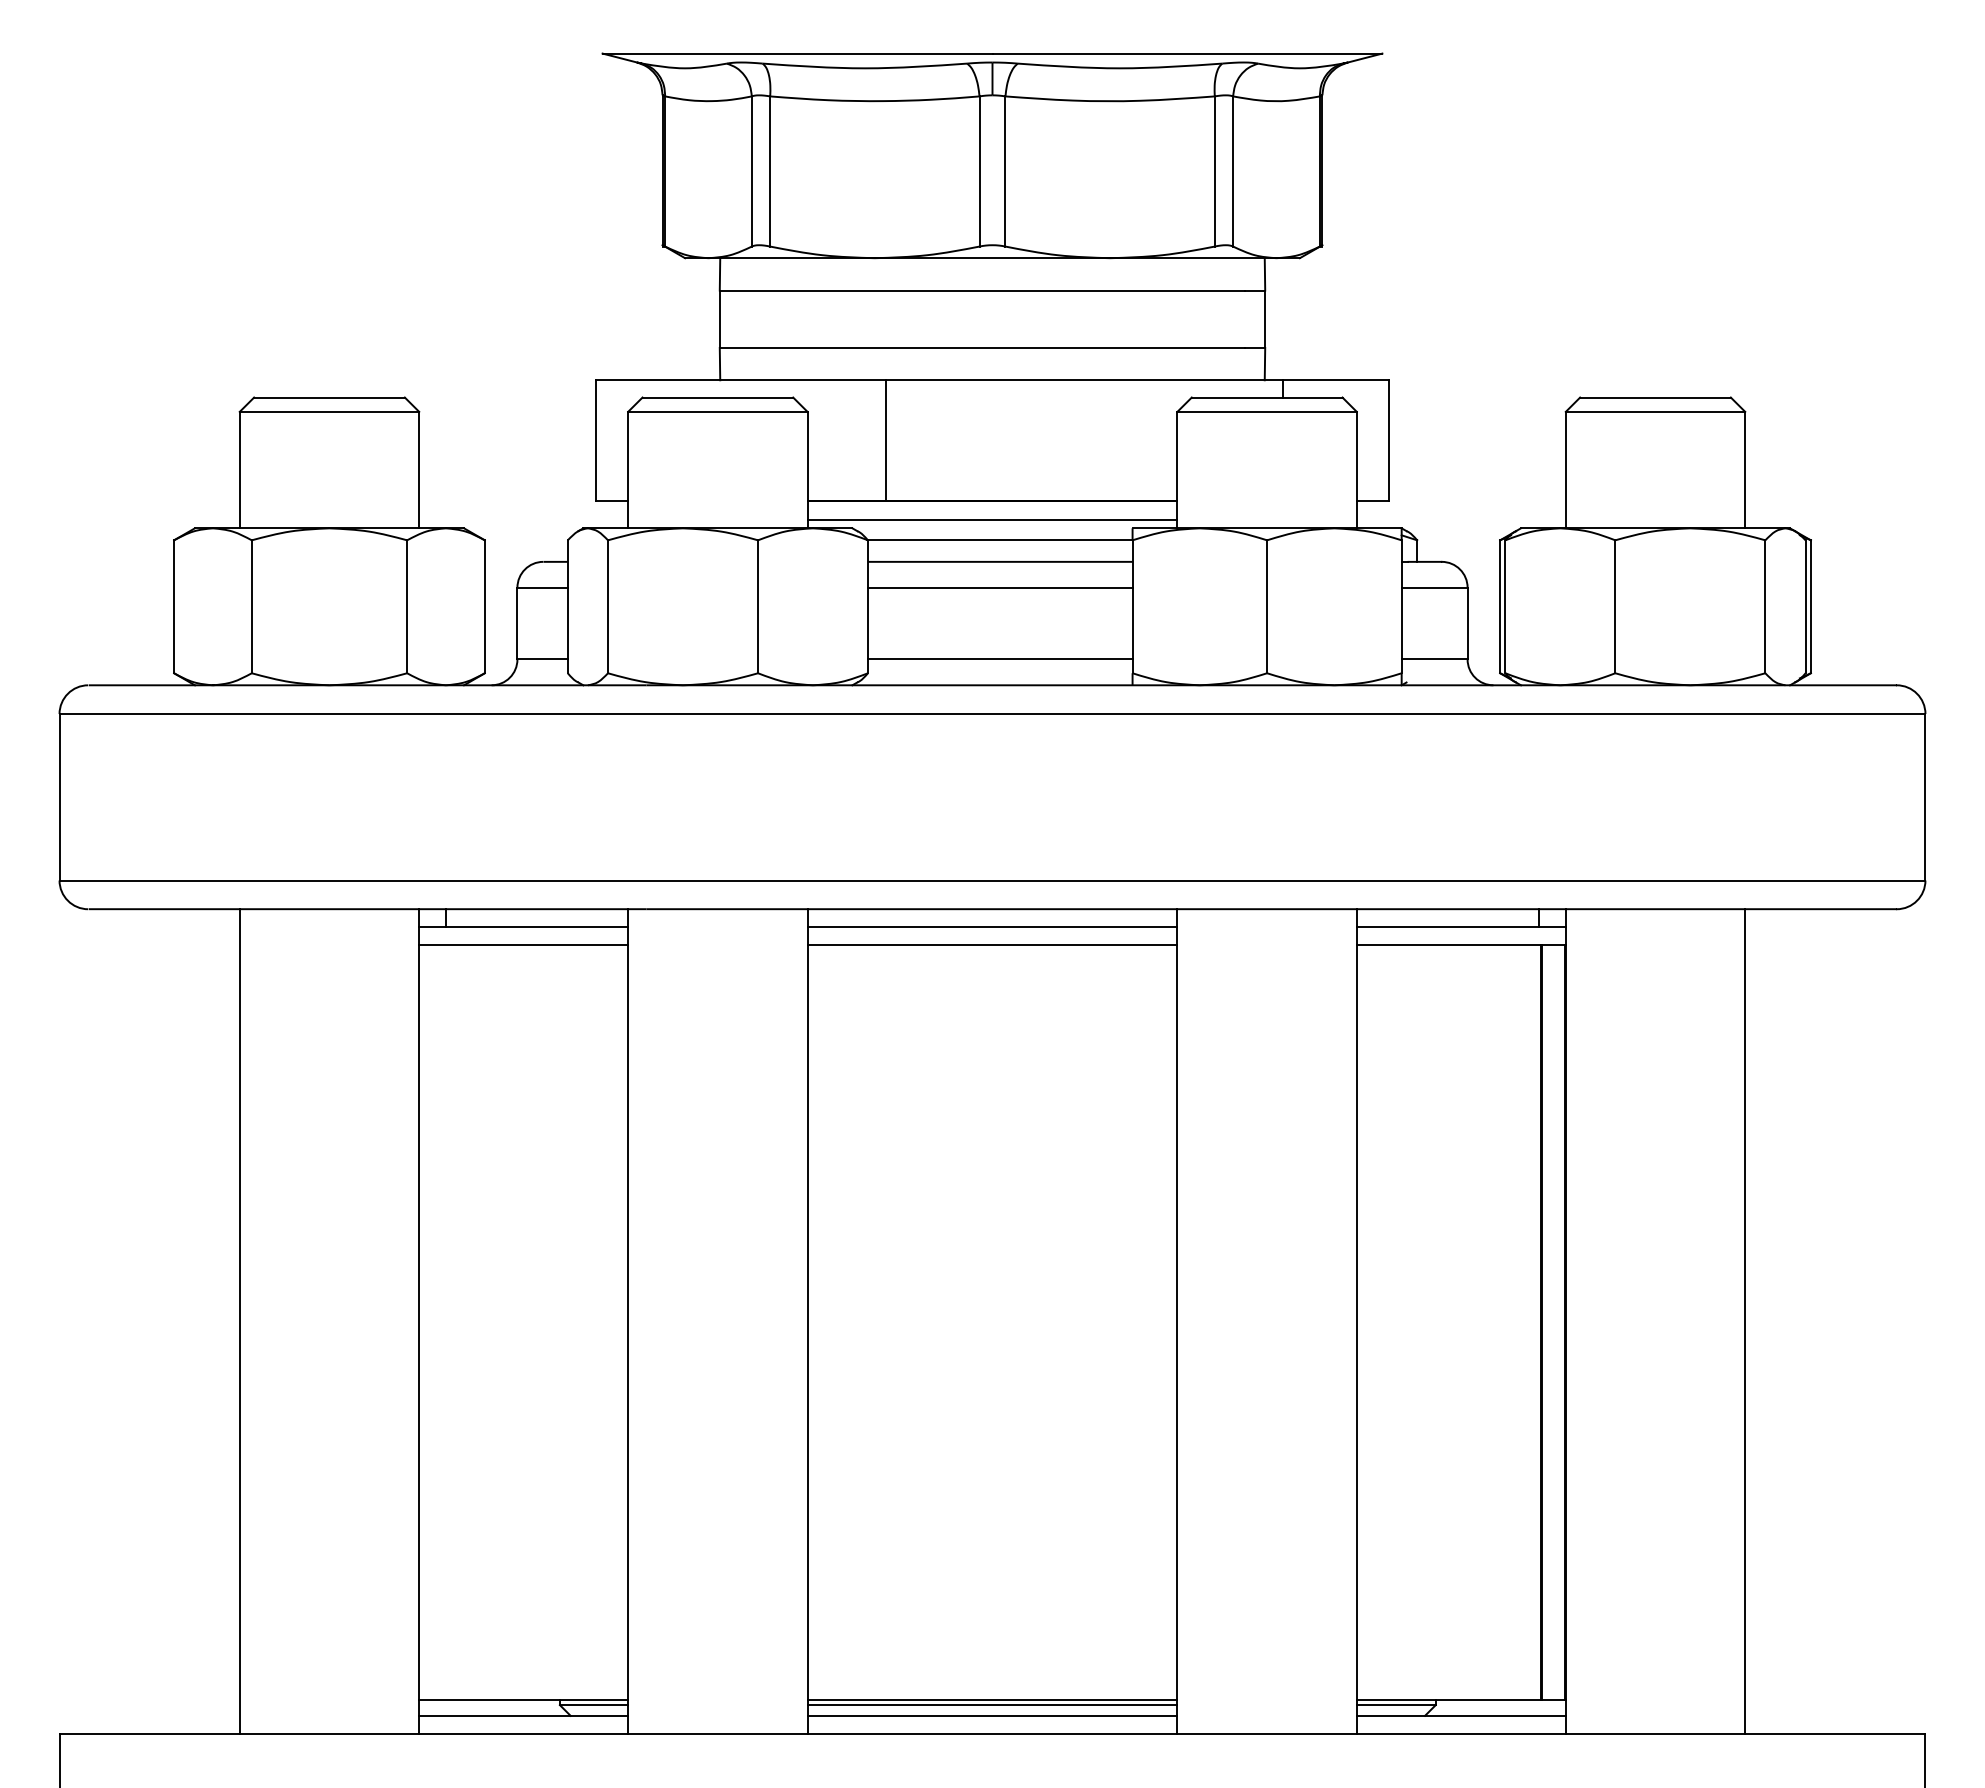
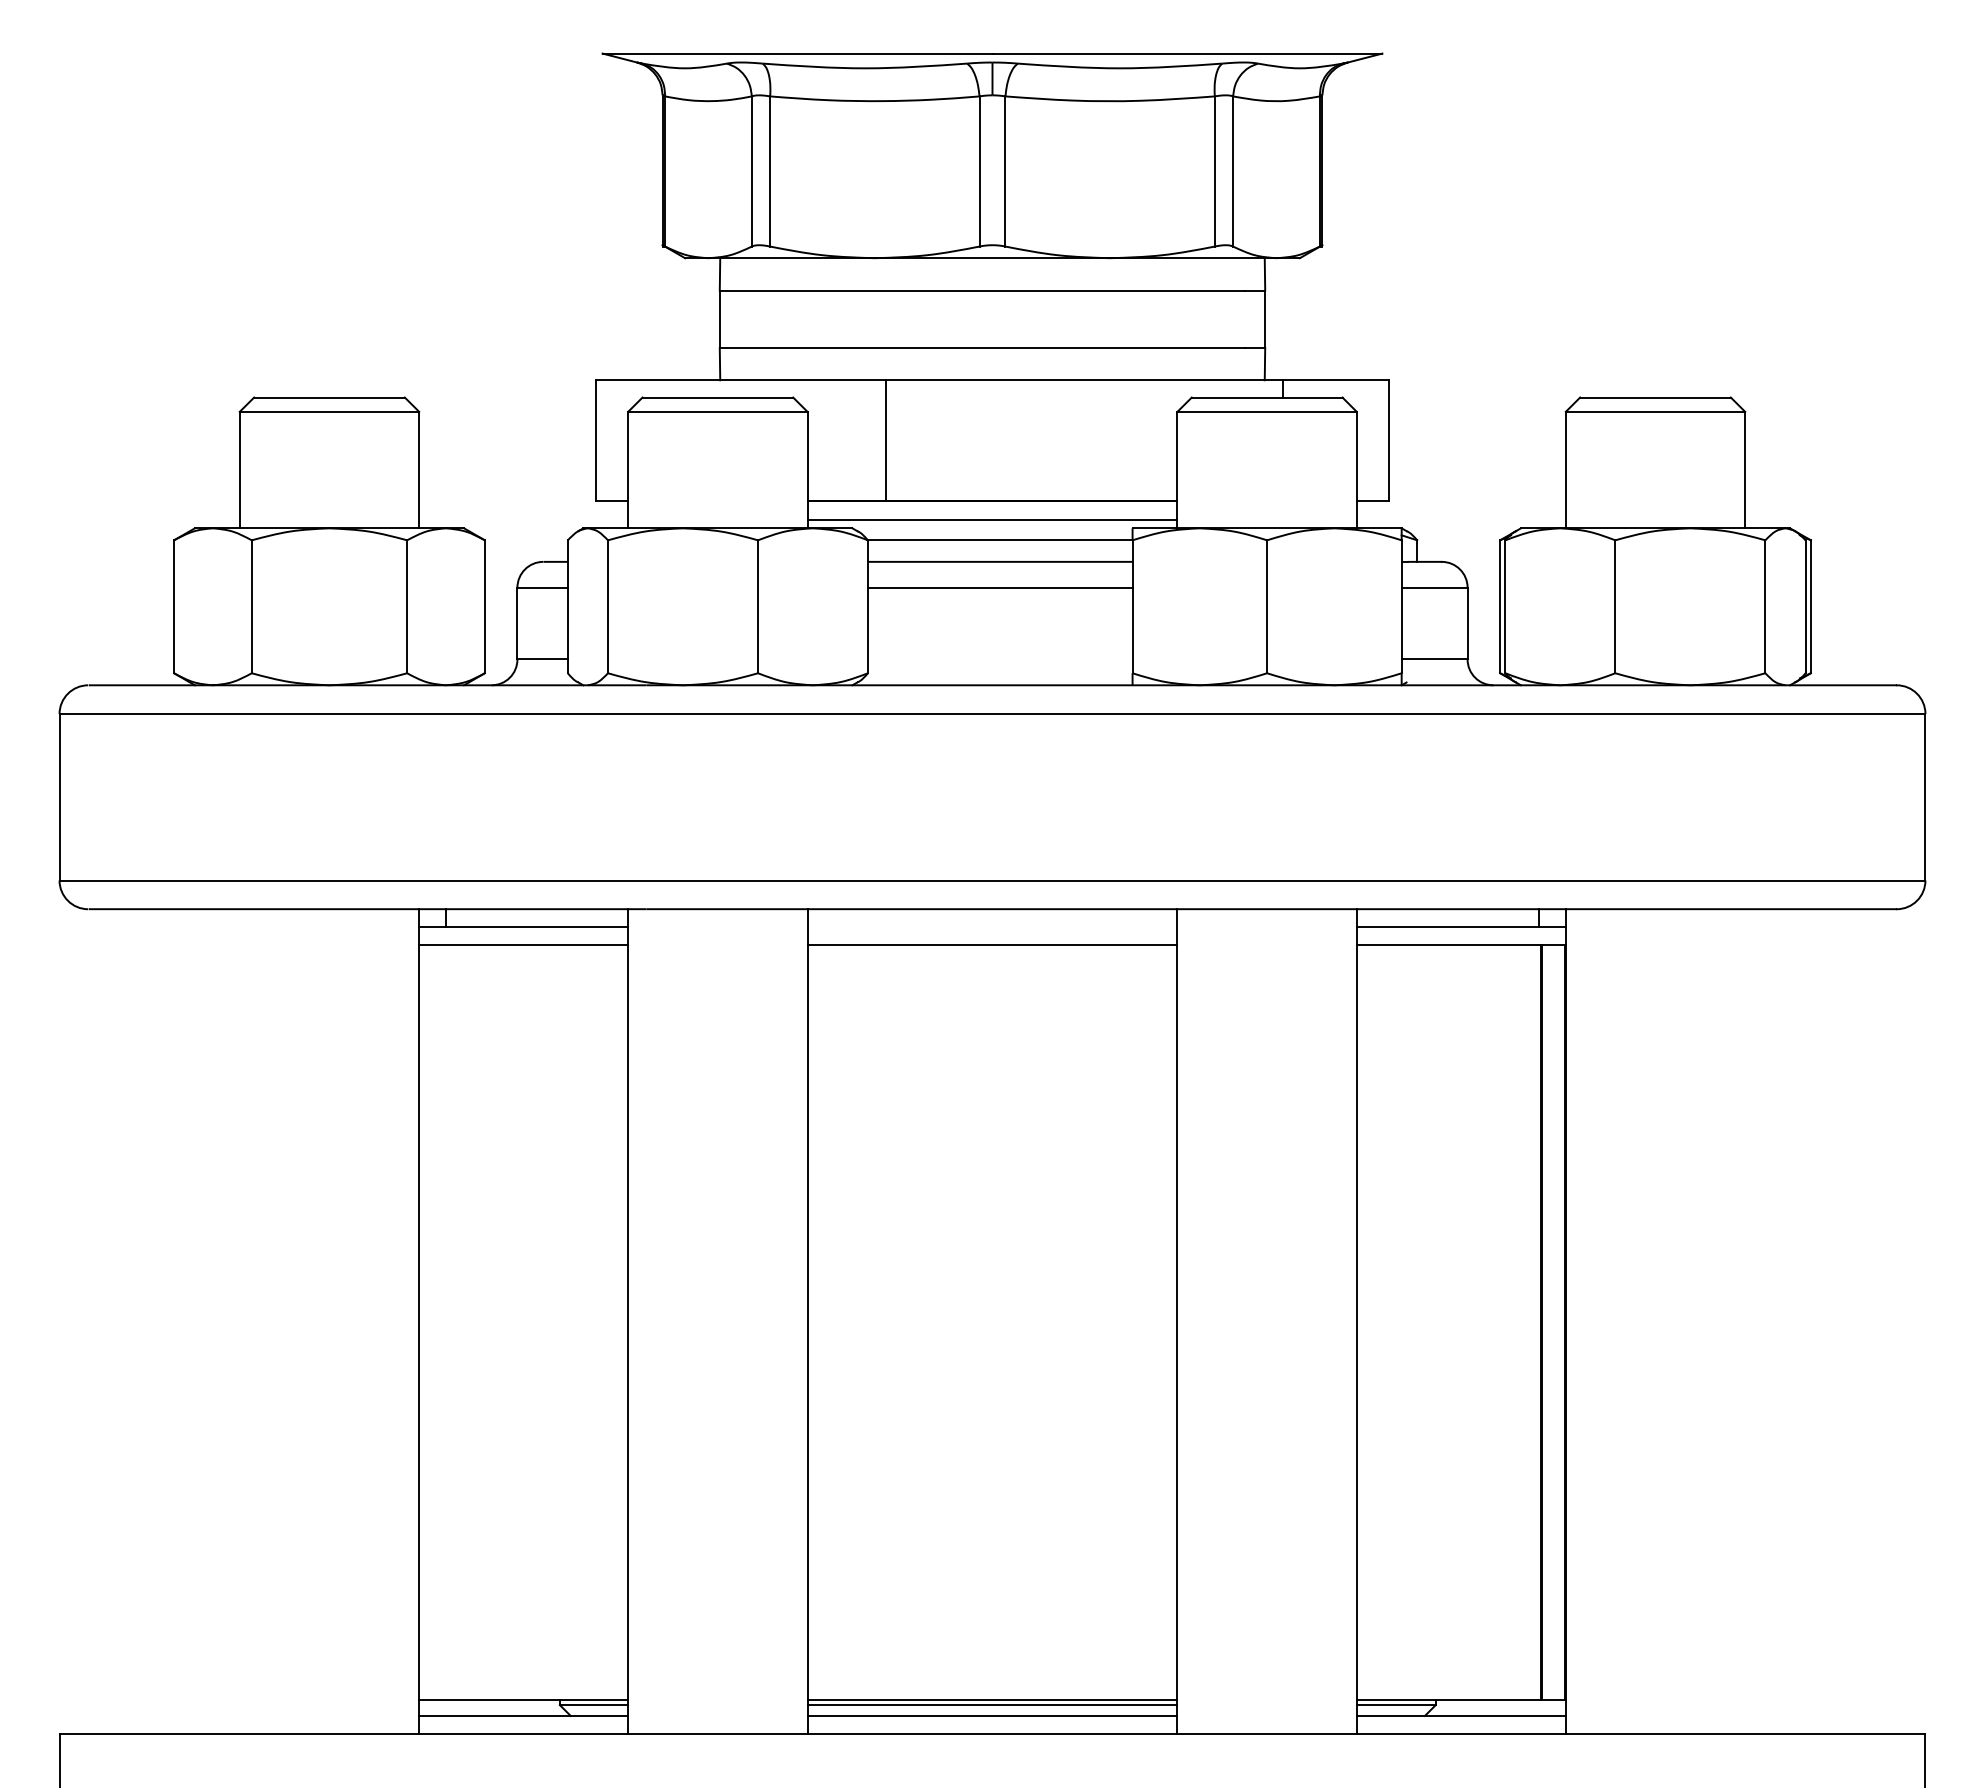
line: present -> none (999, 659)
line: present -> none (992, 927)
line: present -> none (239, 1321)
line: present -> none (1745, 1321)
